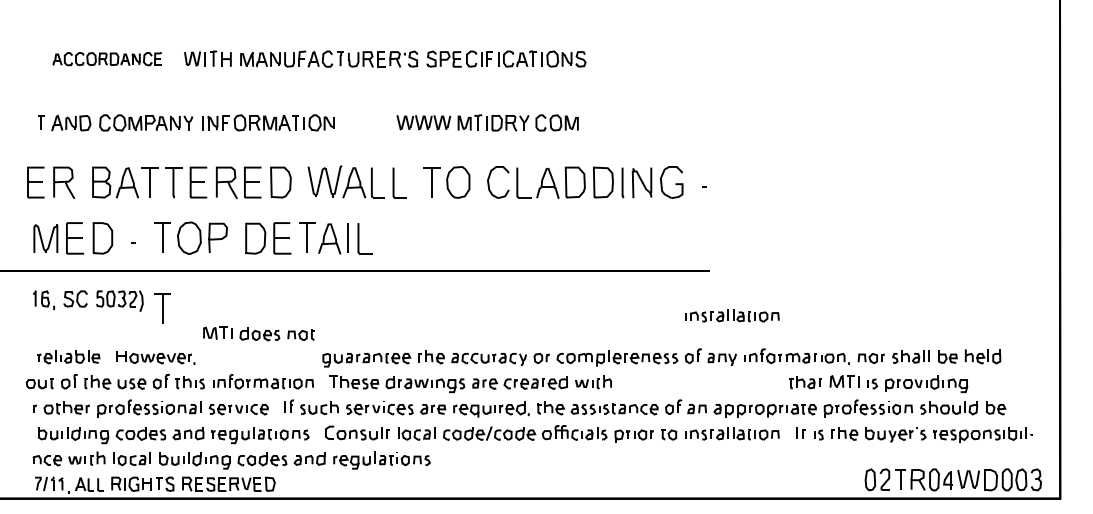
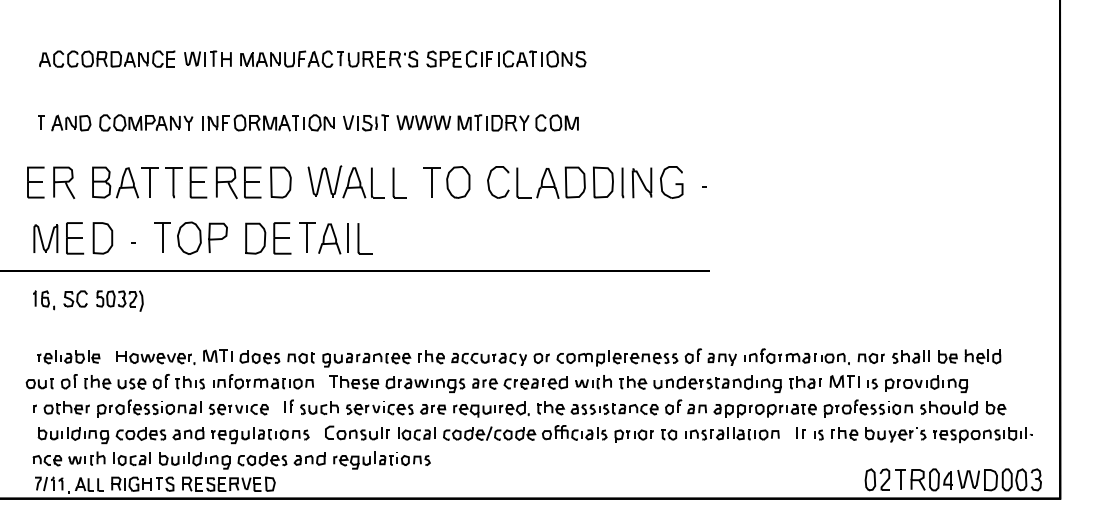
part size: 110x15 px -> 137x18 px (107, 58)
part: none -> present (365, 122)
part: present -> none (162, 308)
part: present -> none (732, 315)
part position: (258, 333) -> (258, 356) (258, 356)
part: none -> present (700, 383)
